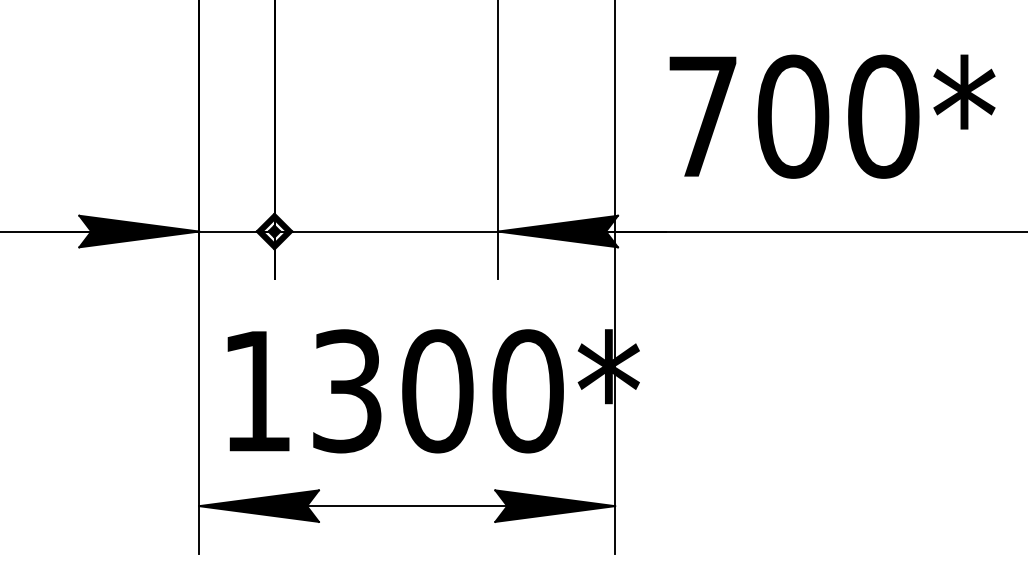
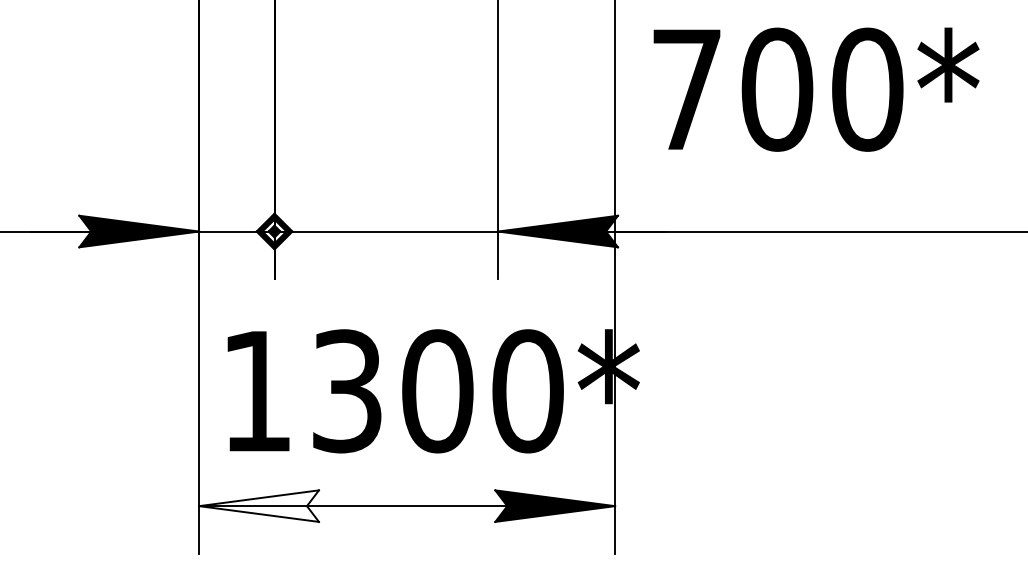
text position: (832, 116) -> (816, 89) (816, 89)
fill: present -> none (258, 505)
